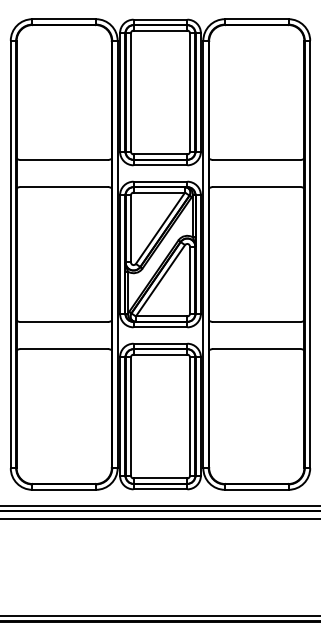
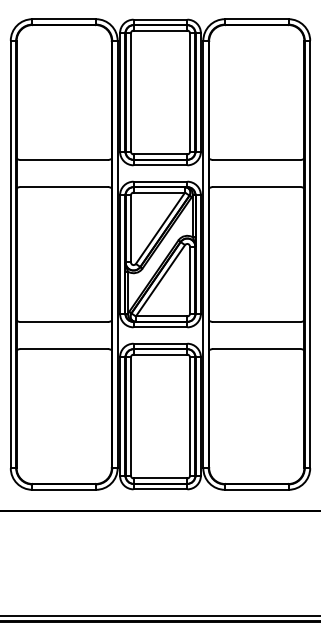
line: present -> none (159, 505)
line: present -> none (159, 519)
